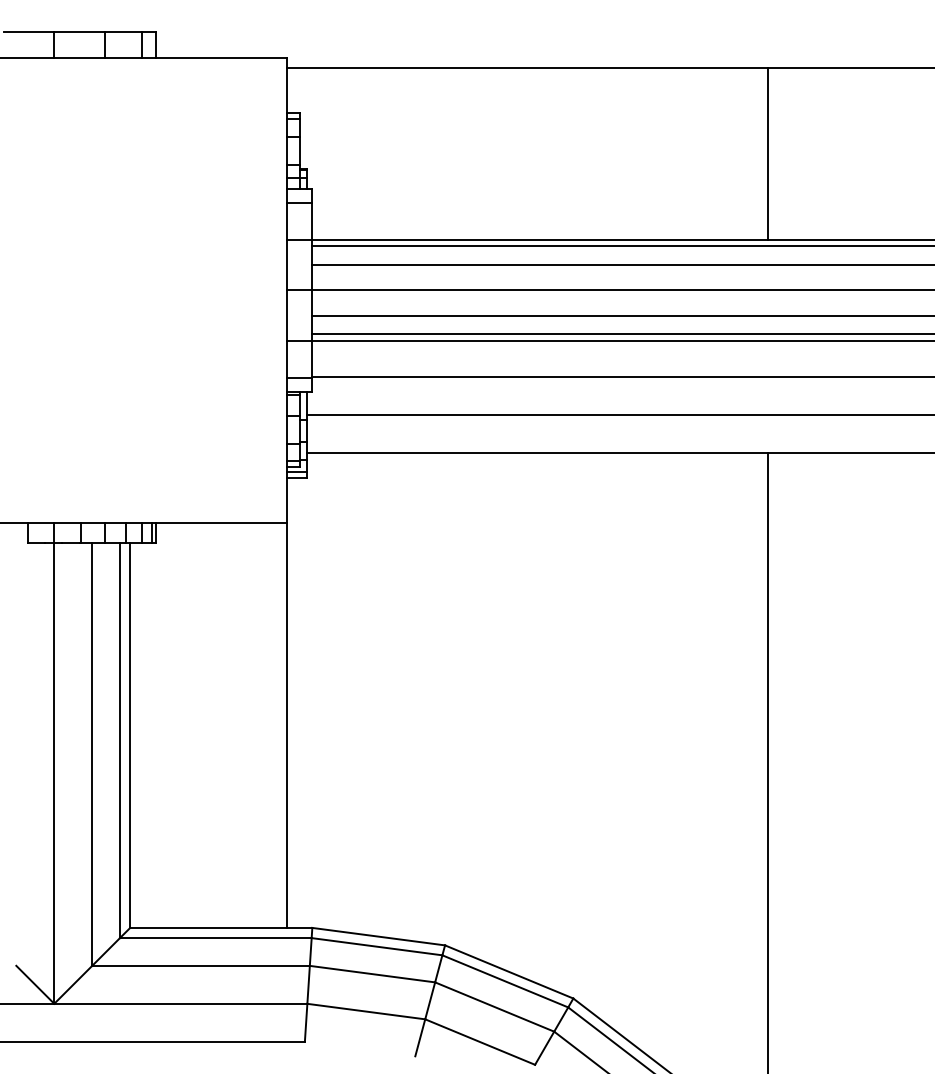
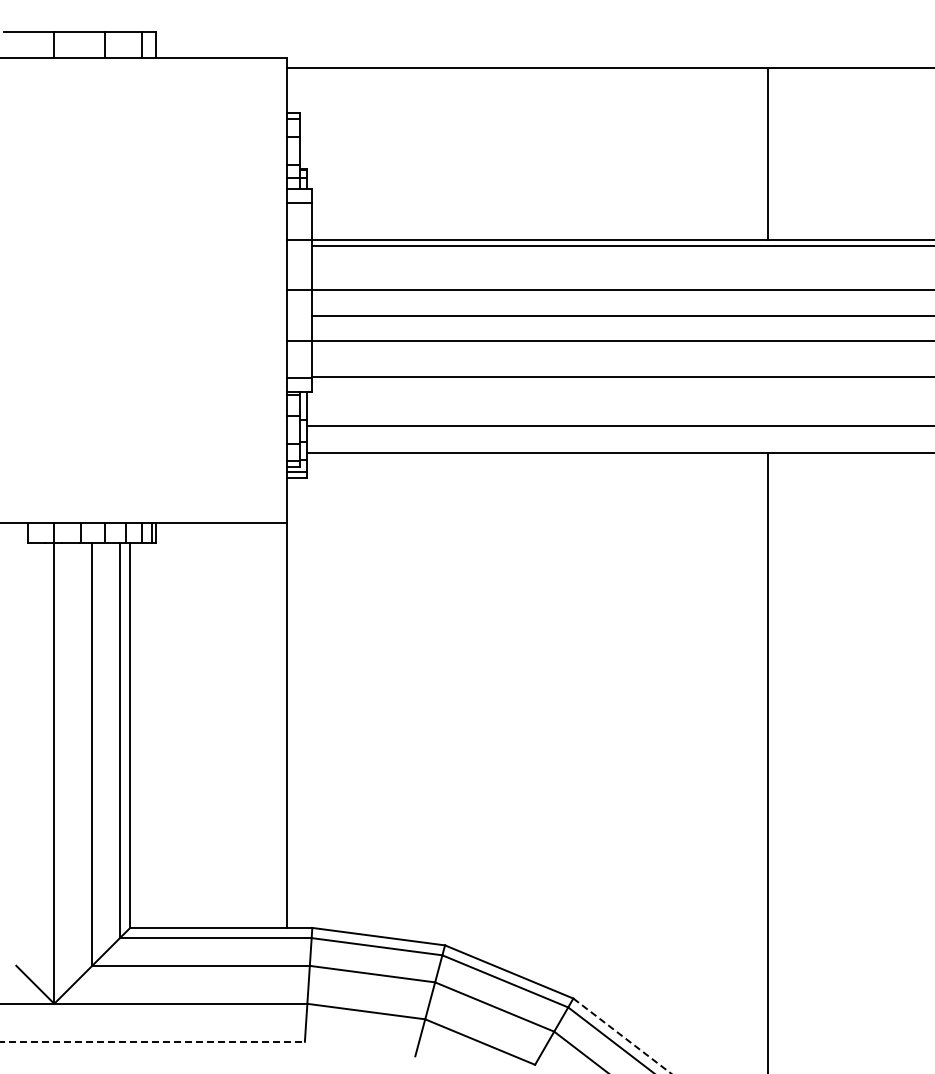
line: present -> none (621, 264)
line: present -> none (621, 334)
line position: (619, 414) -> (619, 425) (619, 425)
line: solid -> dashed (622, 1036)
line: solid -> dashed (153, 1041)
